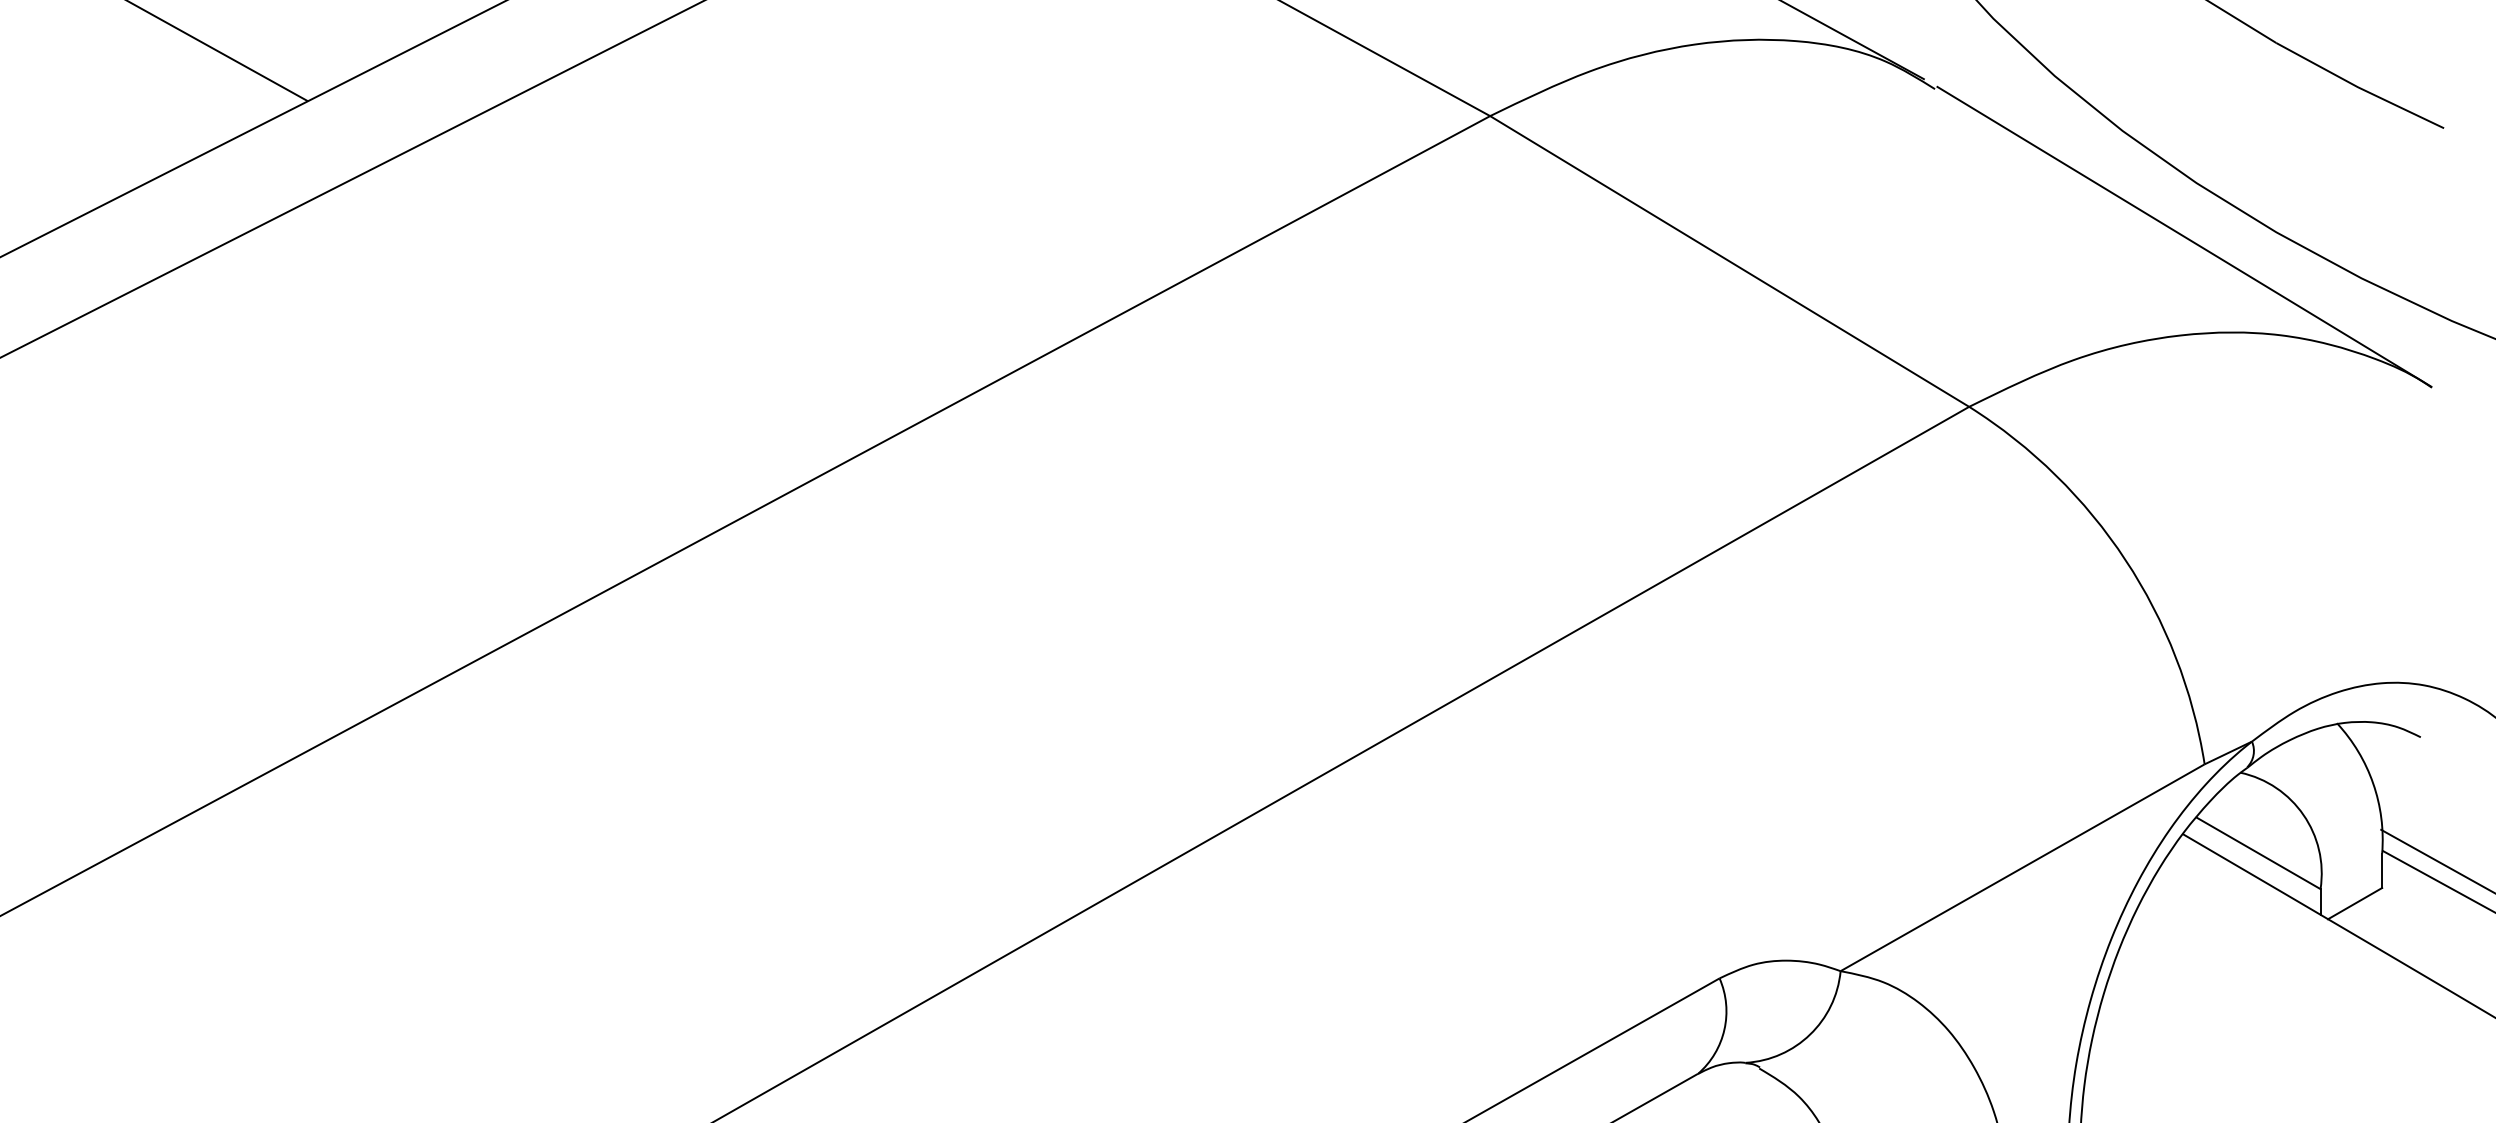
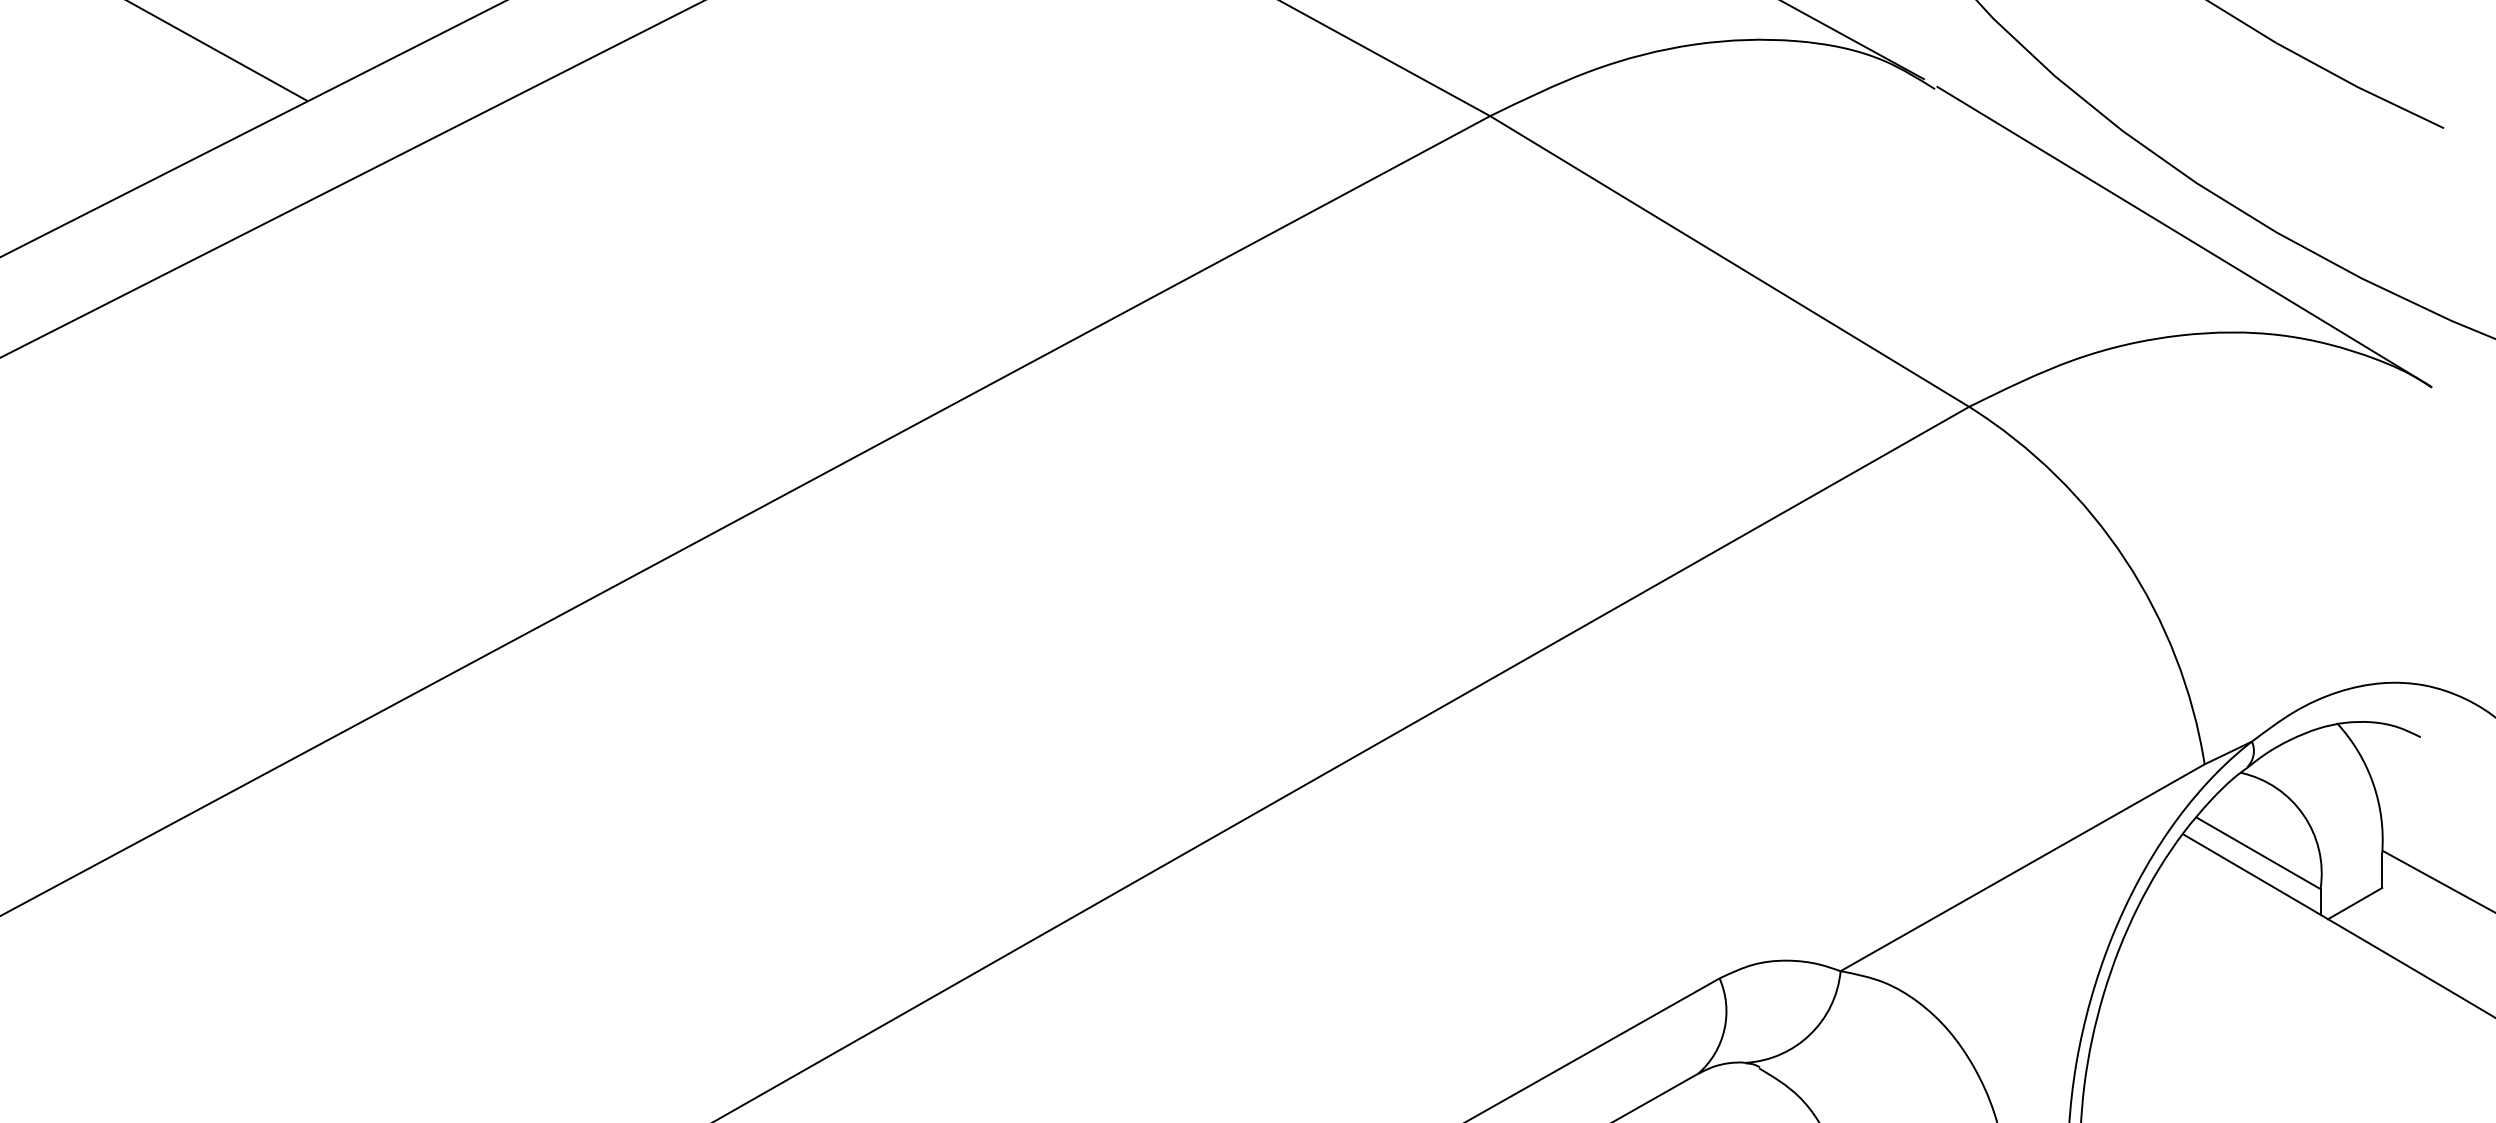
line: present -> none (2436, 860)
